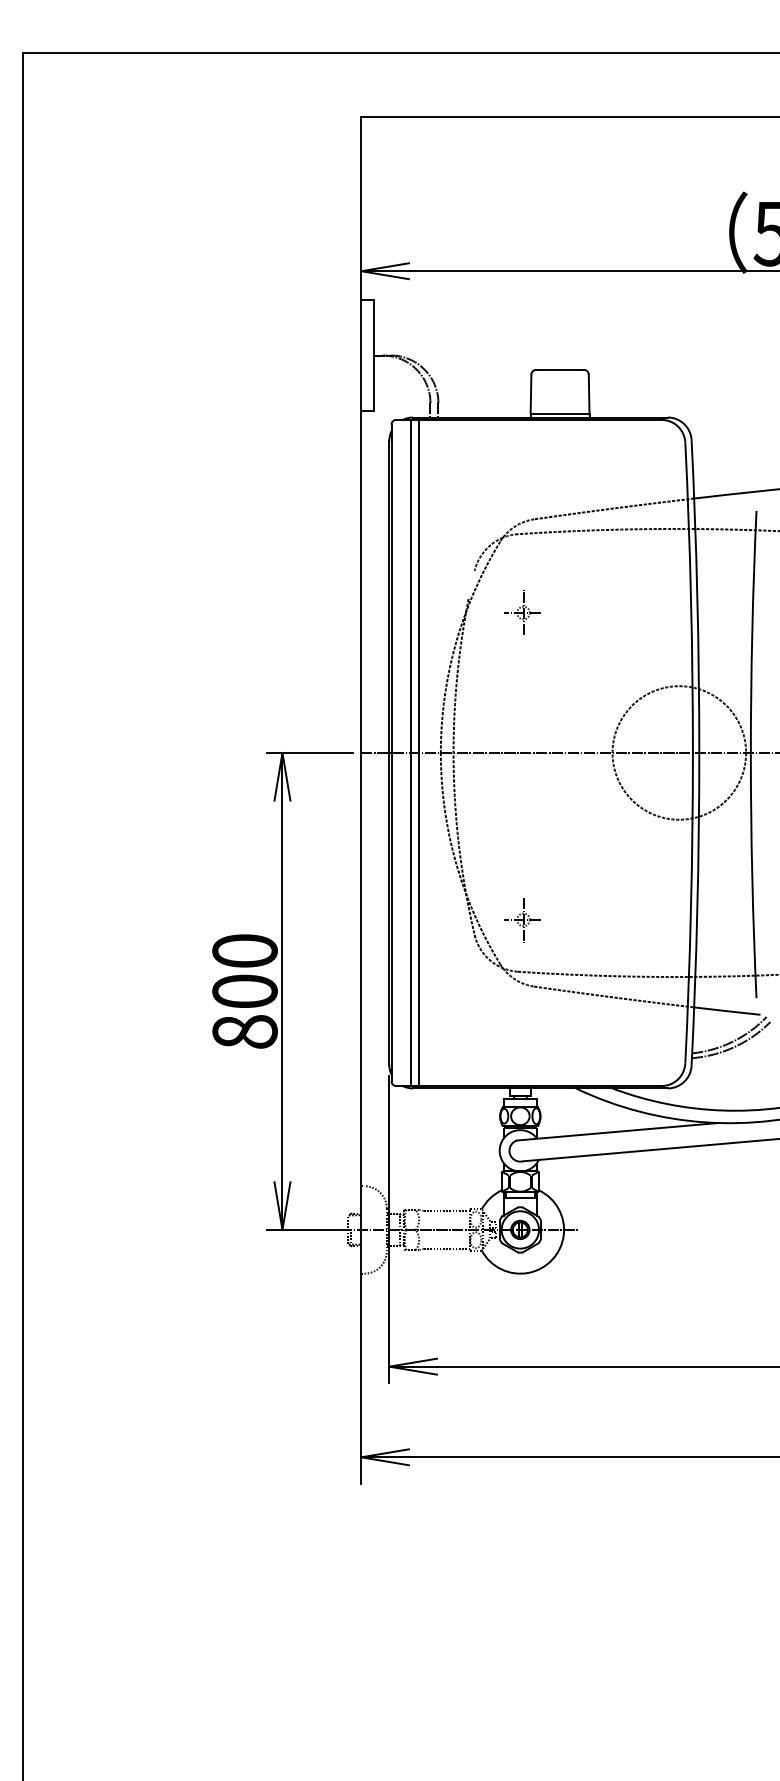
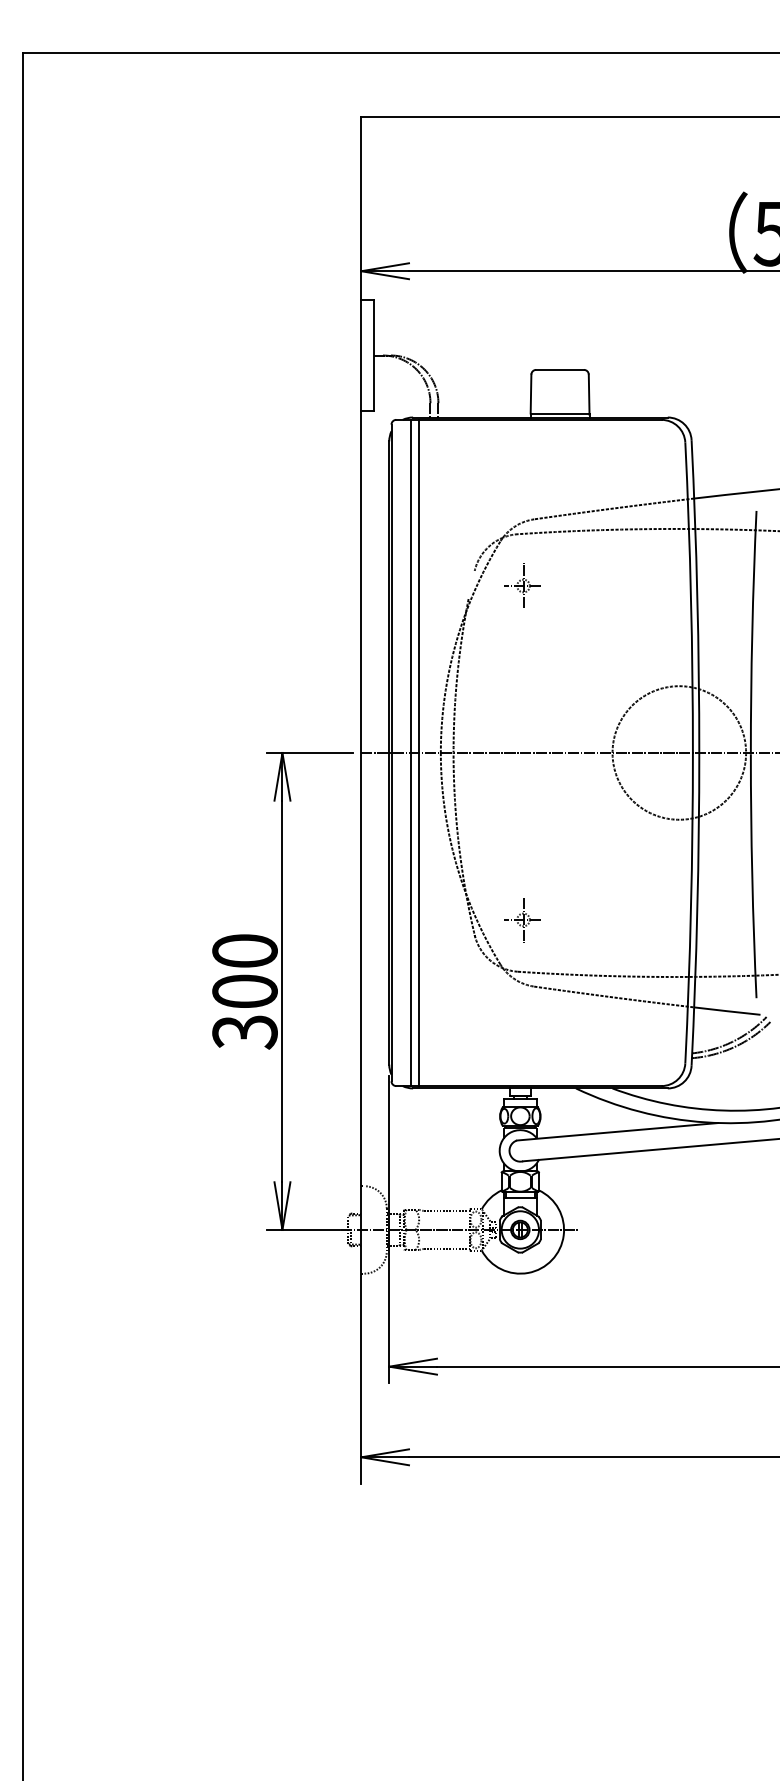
part position: (522, 612) -> (522, 585) (522, 585)
text: 800 -> 300 (244, 1032)
